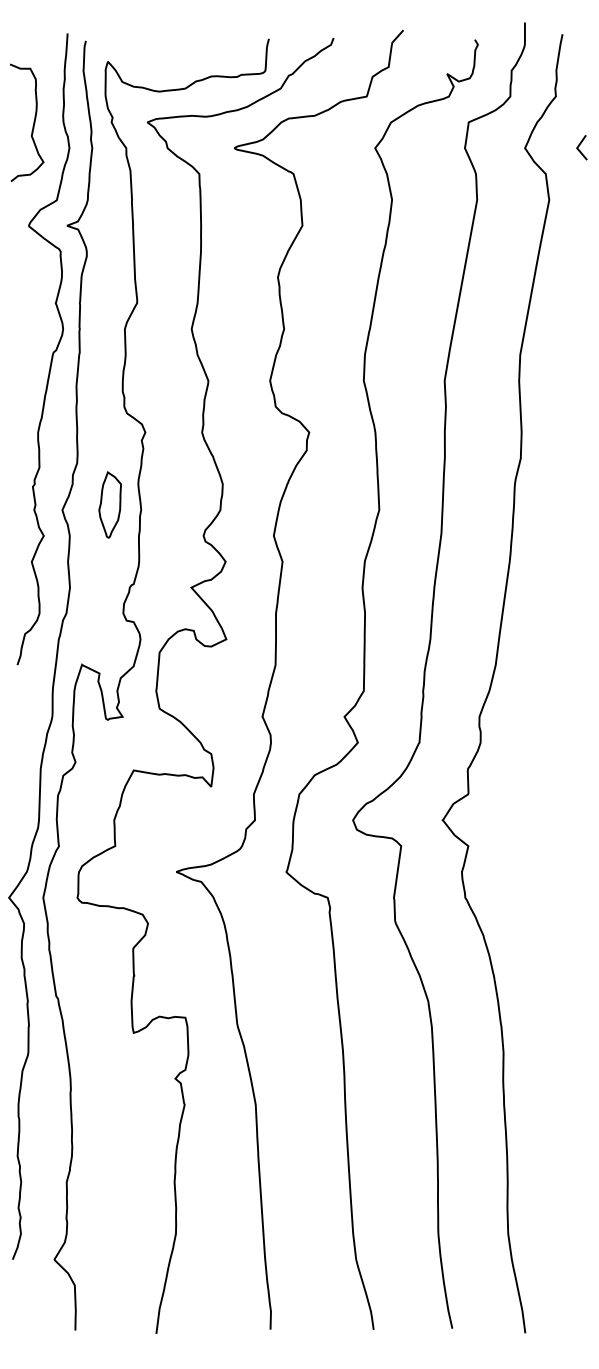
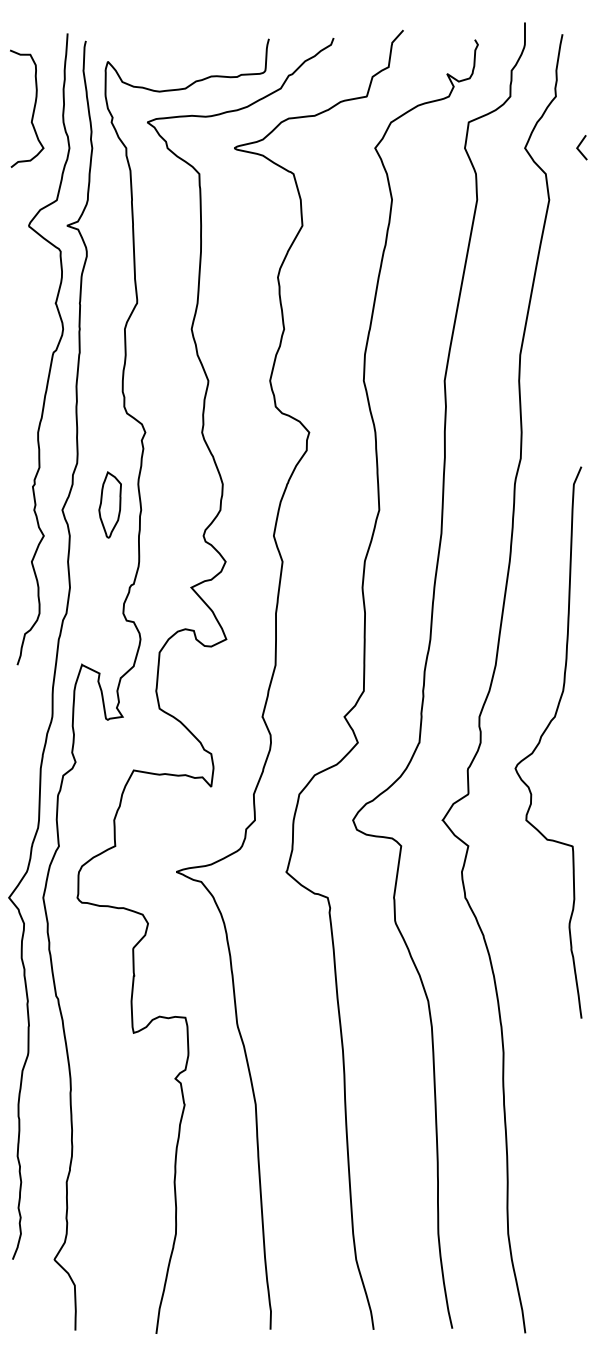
curve position: (33, 122) -> (33, 108) (33, 108)
curve: none -> present (541, 739)
